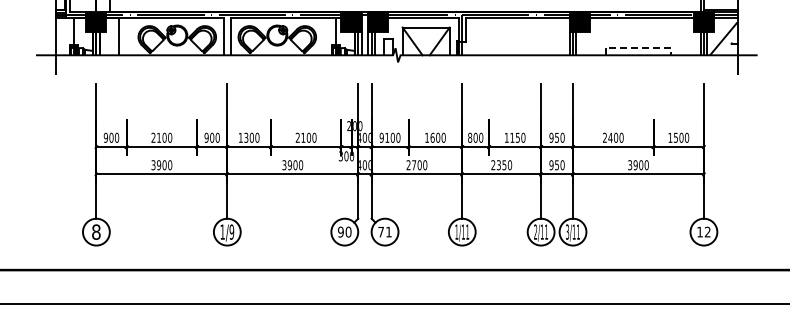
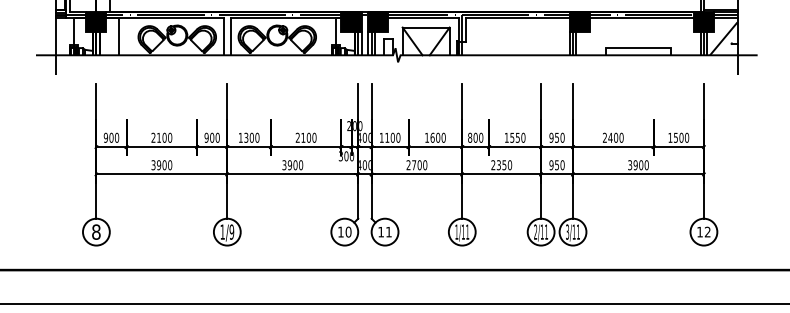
line: dashed -> solid (638, 47)
text: 9100 -> 1100 (381, 137)
text: 1150 -> 1550 (512, 137)
text: 90 -> 10 (340, 231)
text: 71 -> 11 (380, 232)
